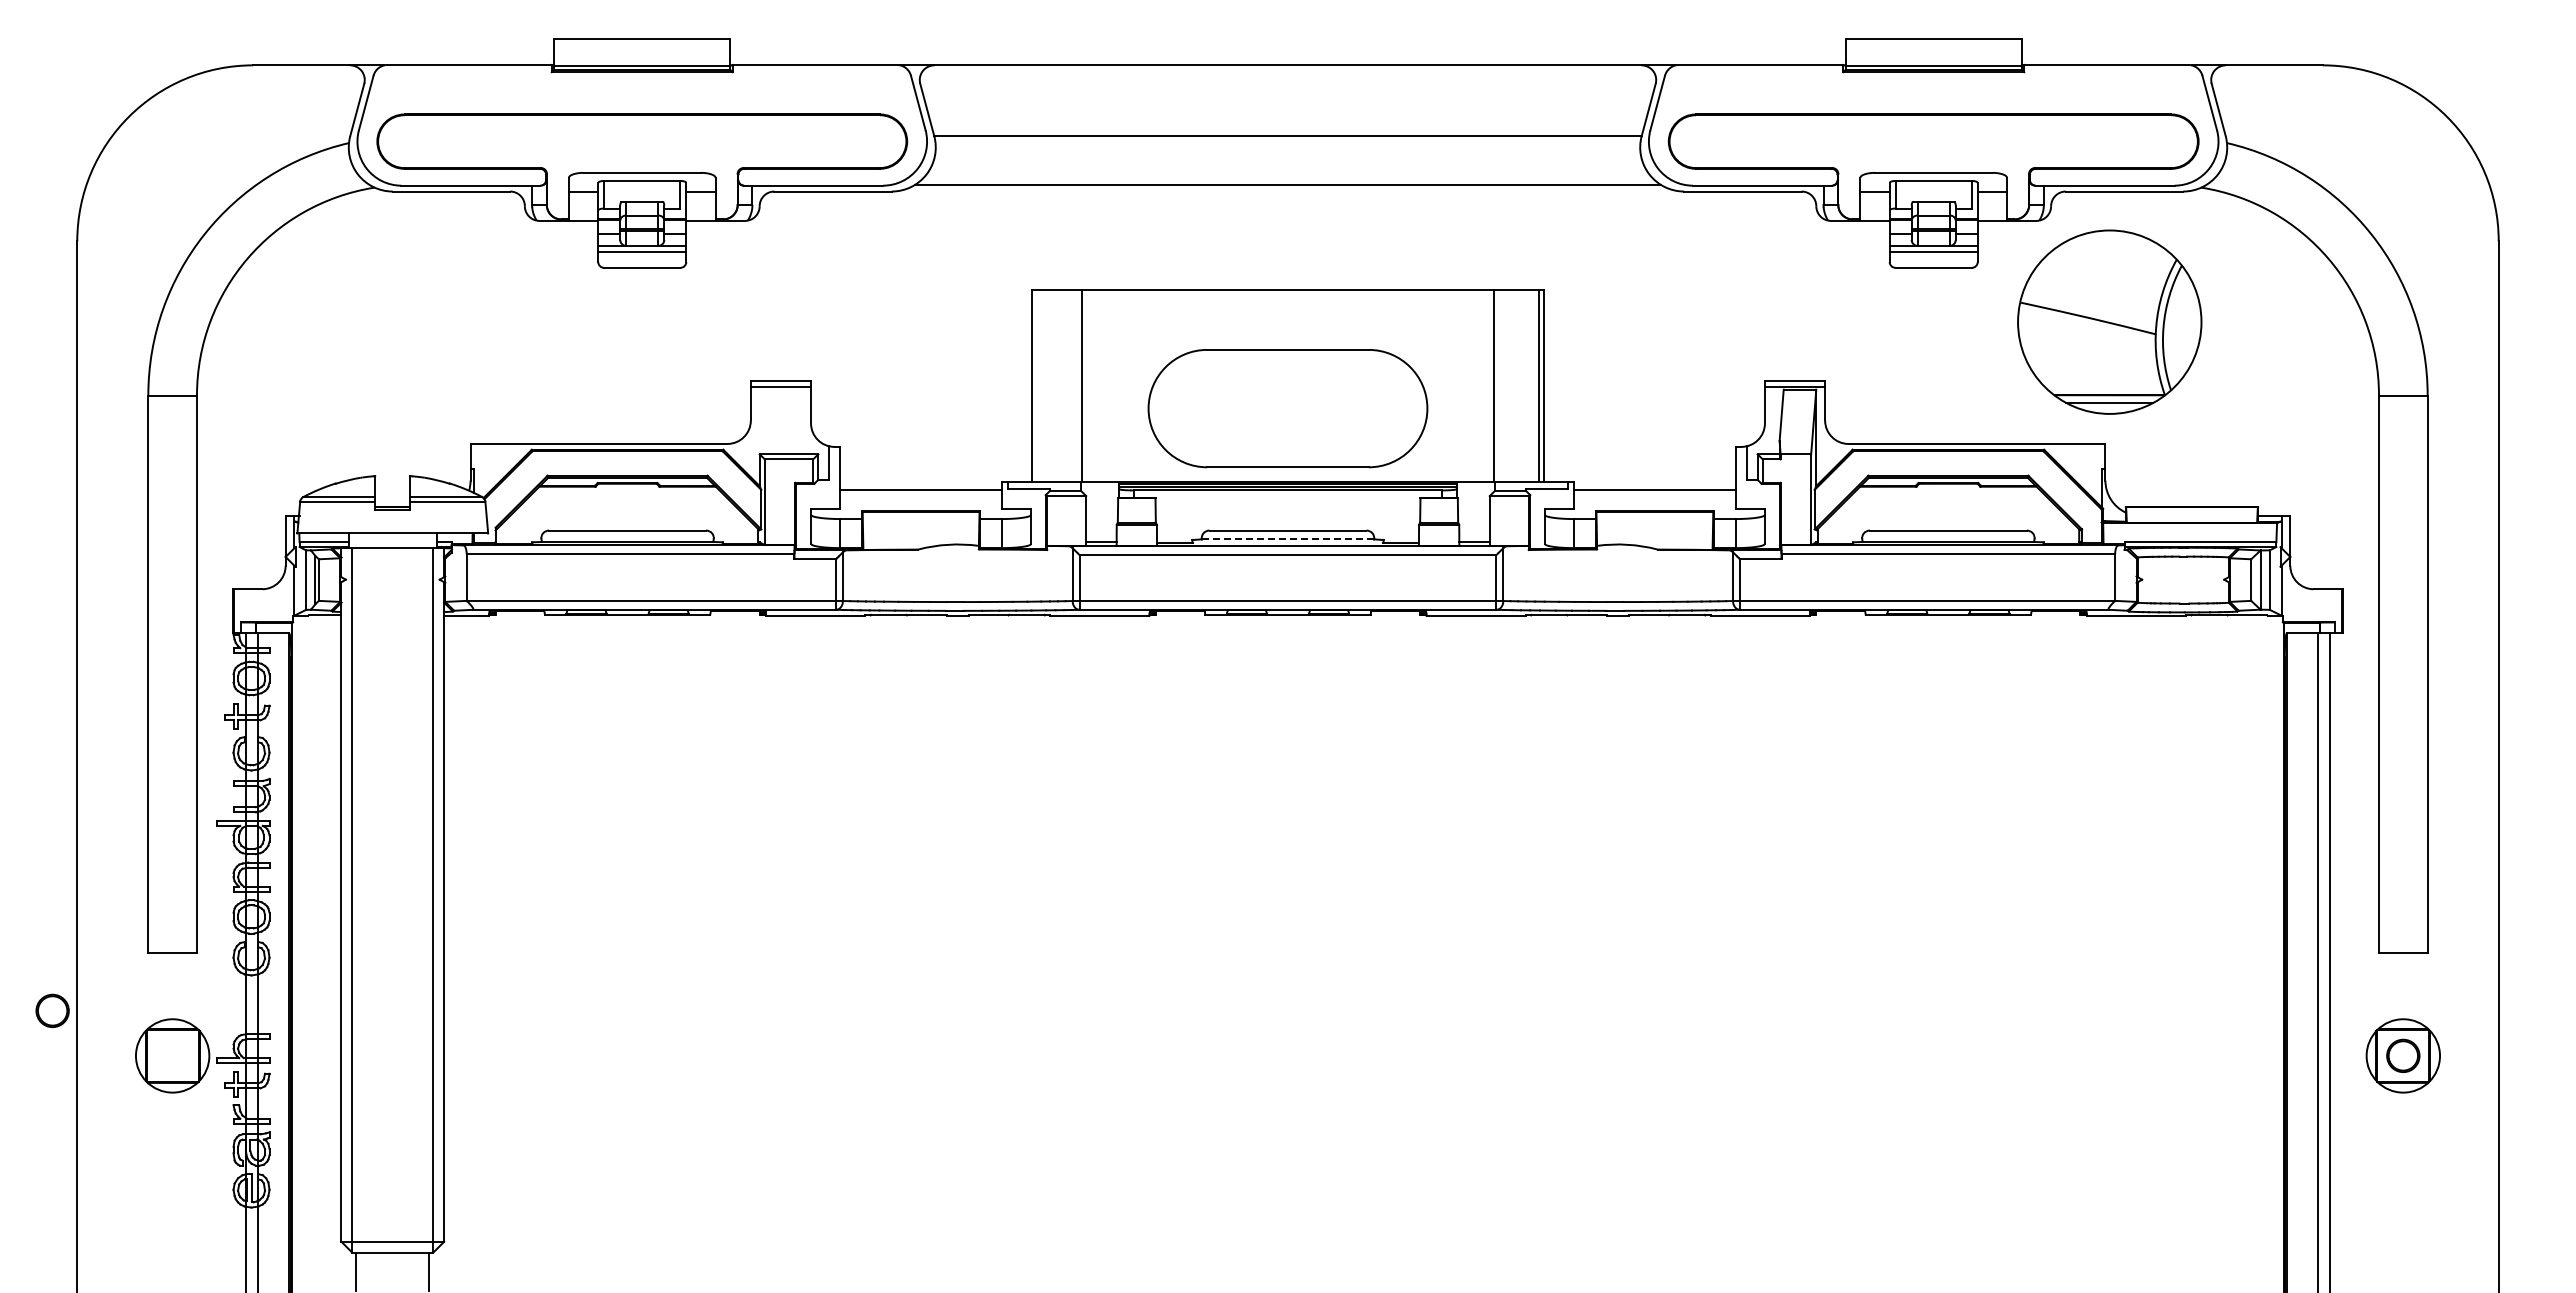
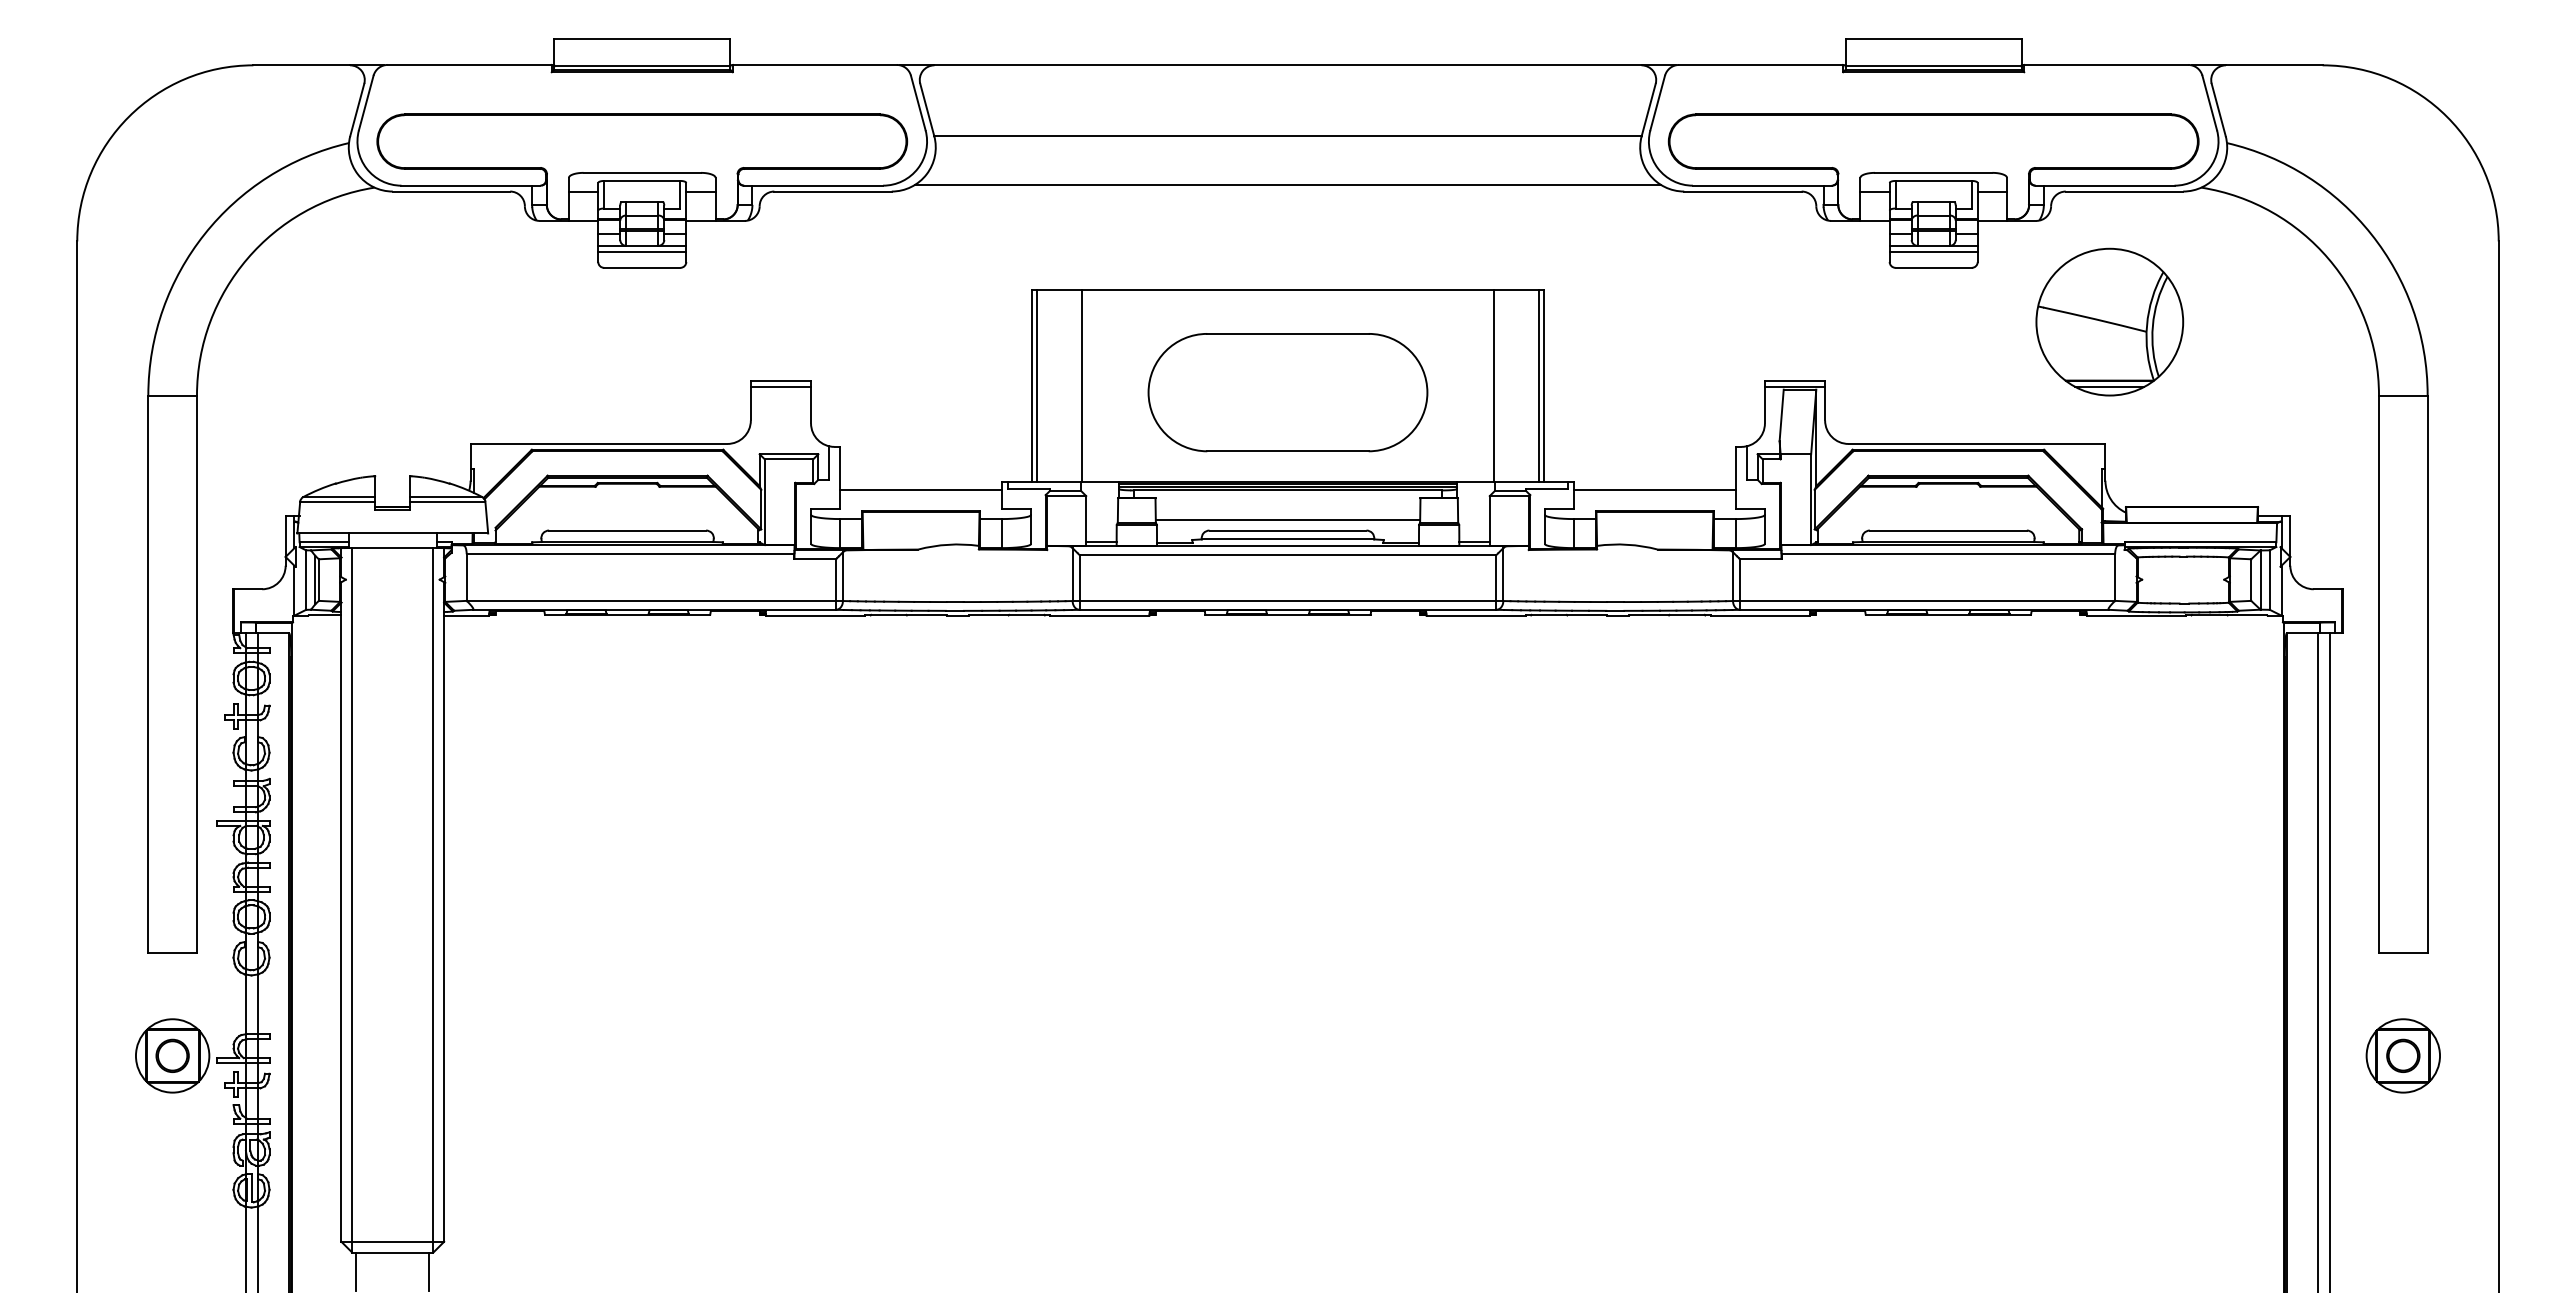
part size: 186x186 px -> 150x150 px (2109, 321)
line: none -> present (1036, 385)
part position: (1287, 408) -> (1287, 392) (1287, 392)
line: none -> present (1287, 519)
line: dashed -> solid (1288, 539)
part position: (52, 1010) -> (172, 1055) (172, 1055)
